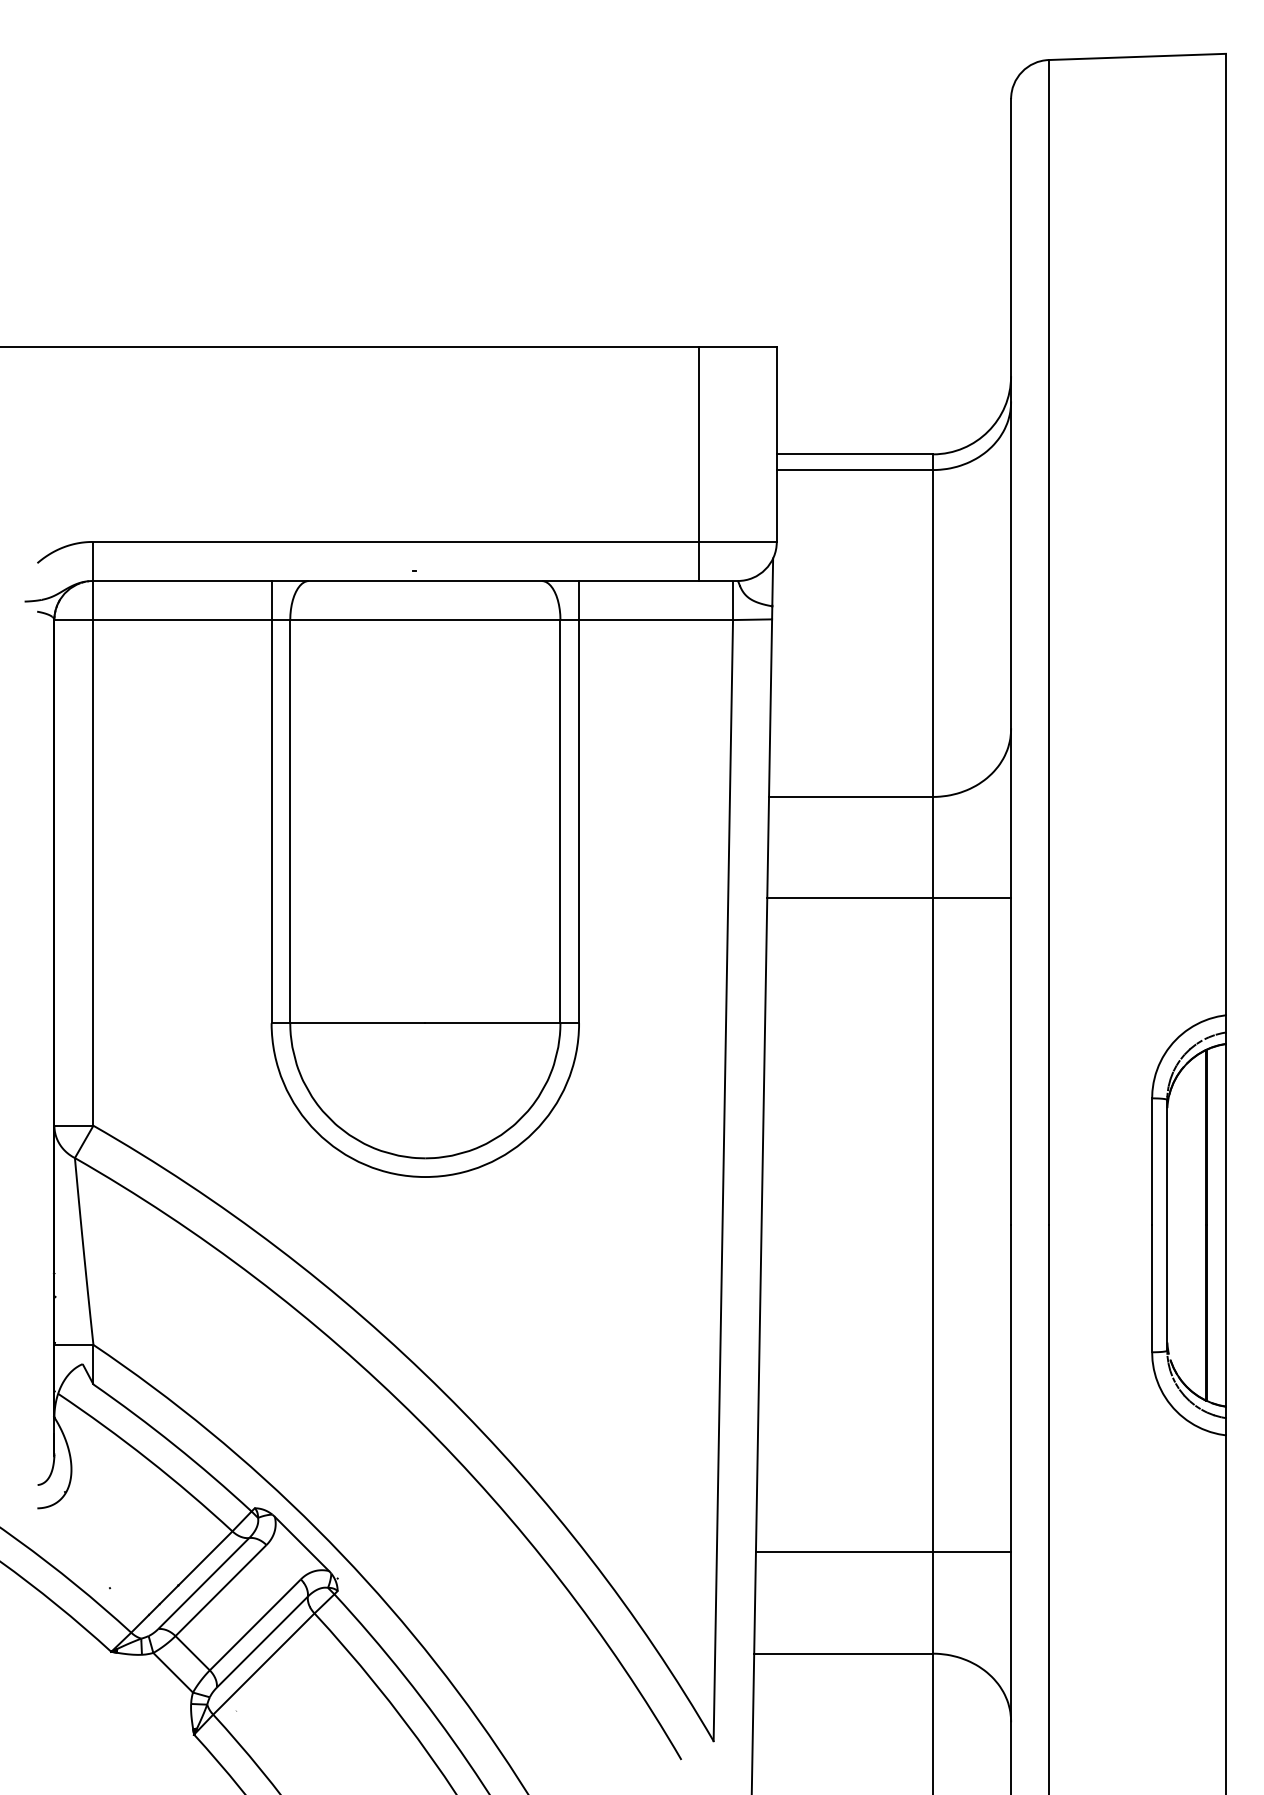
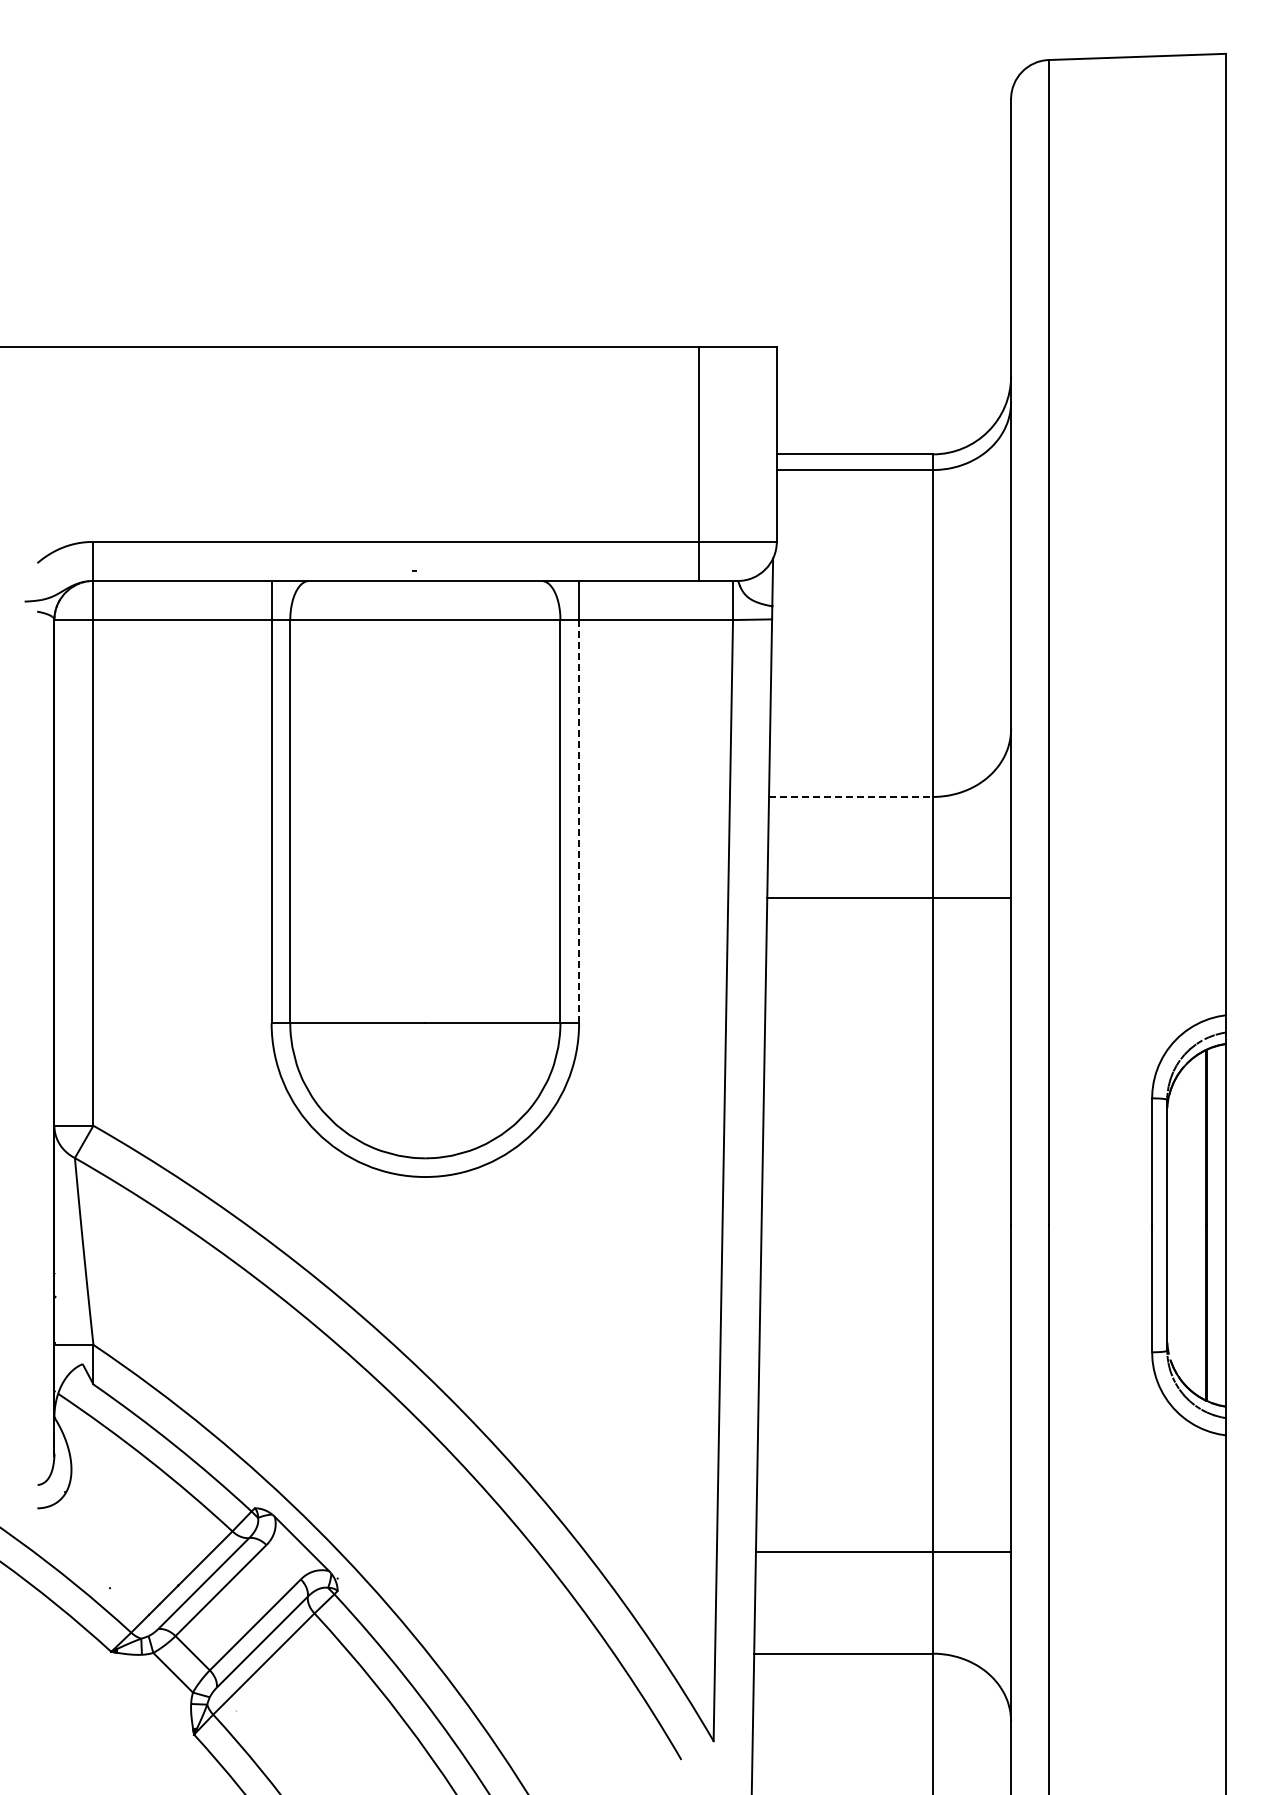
line: solid -> dashed (851, 796)
line: solid -> dashed (579, 821)
